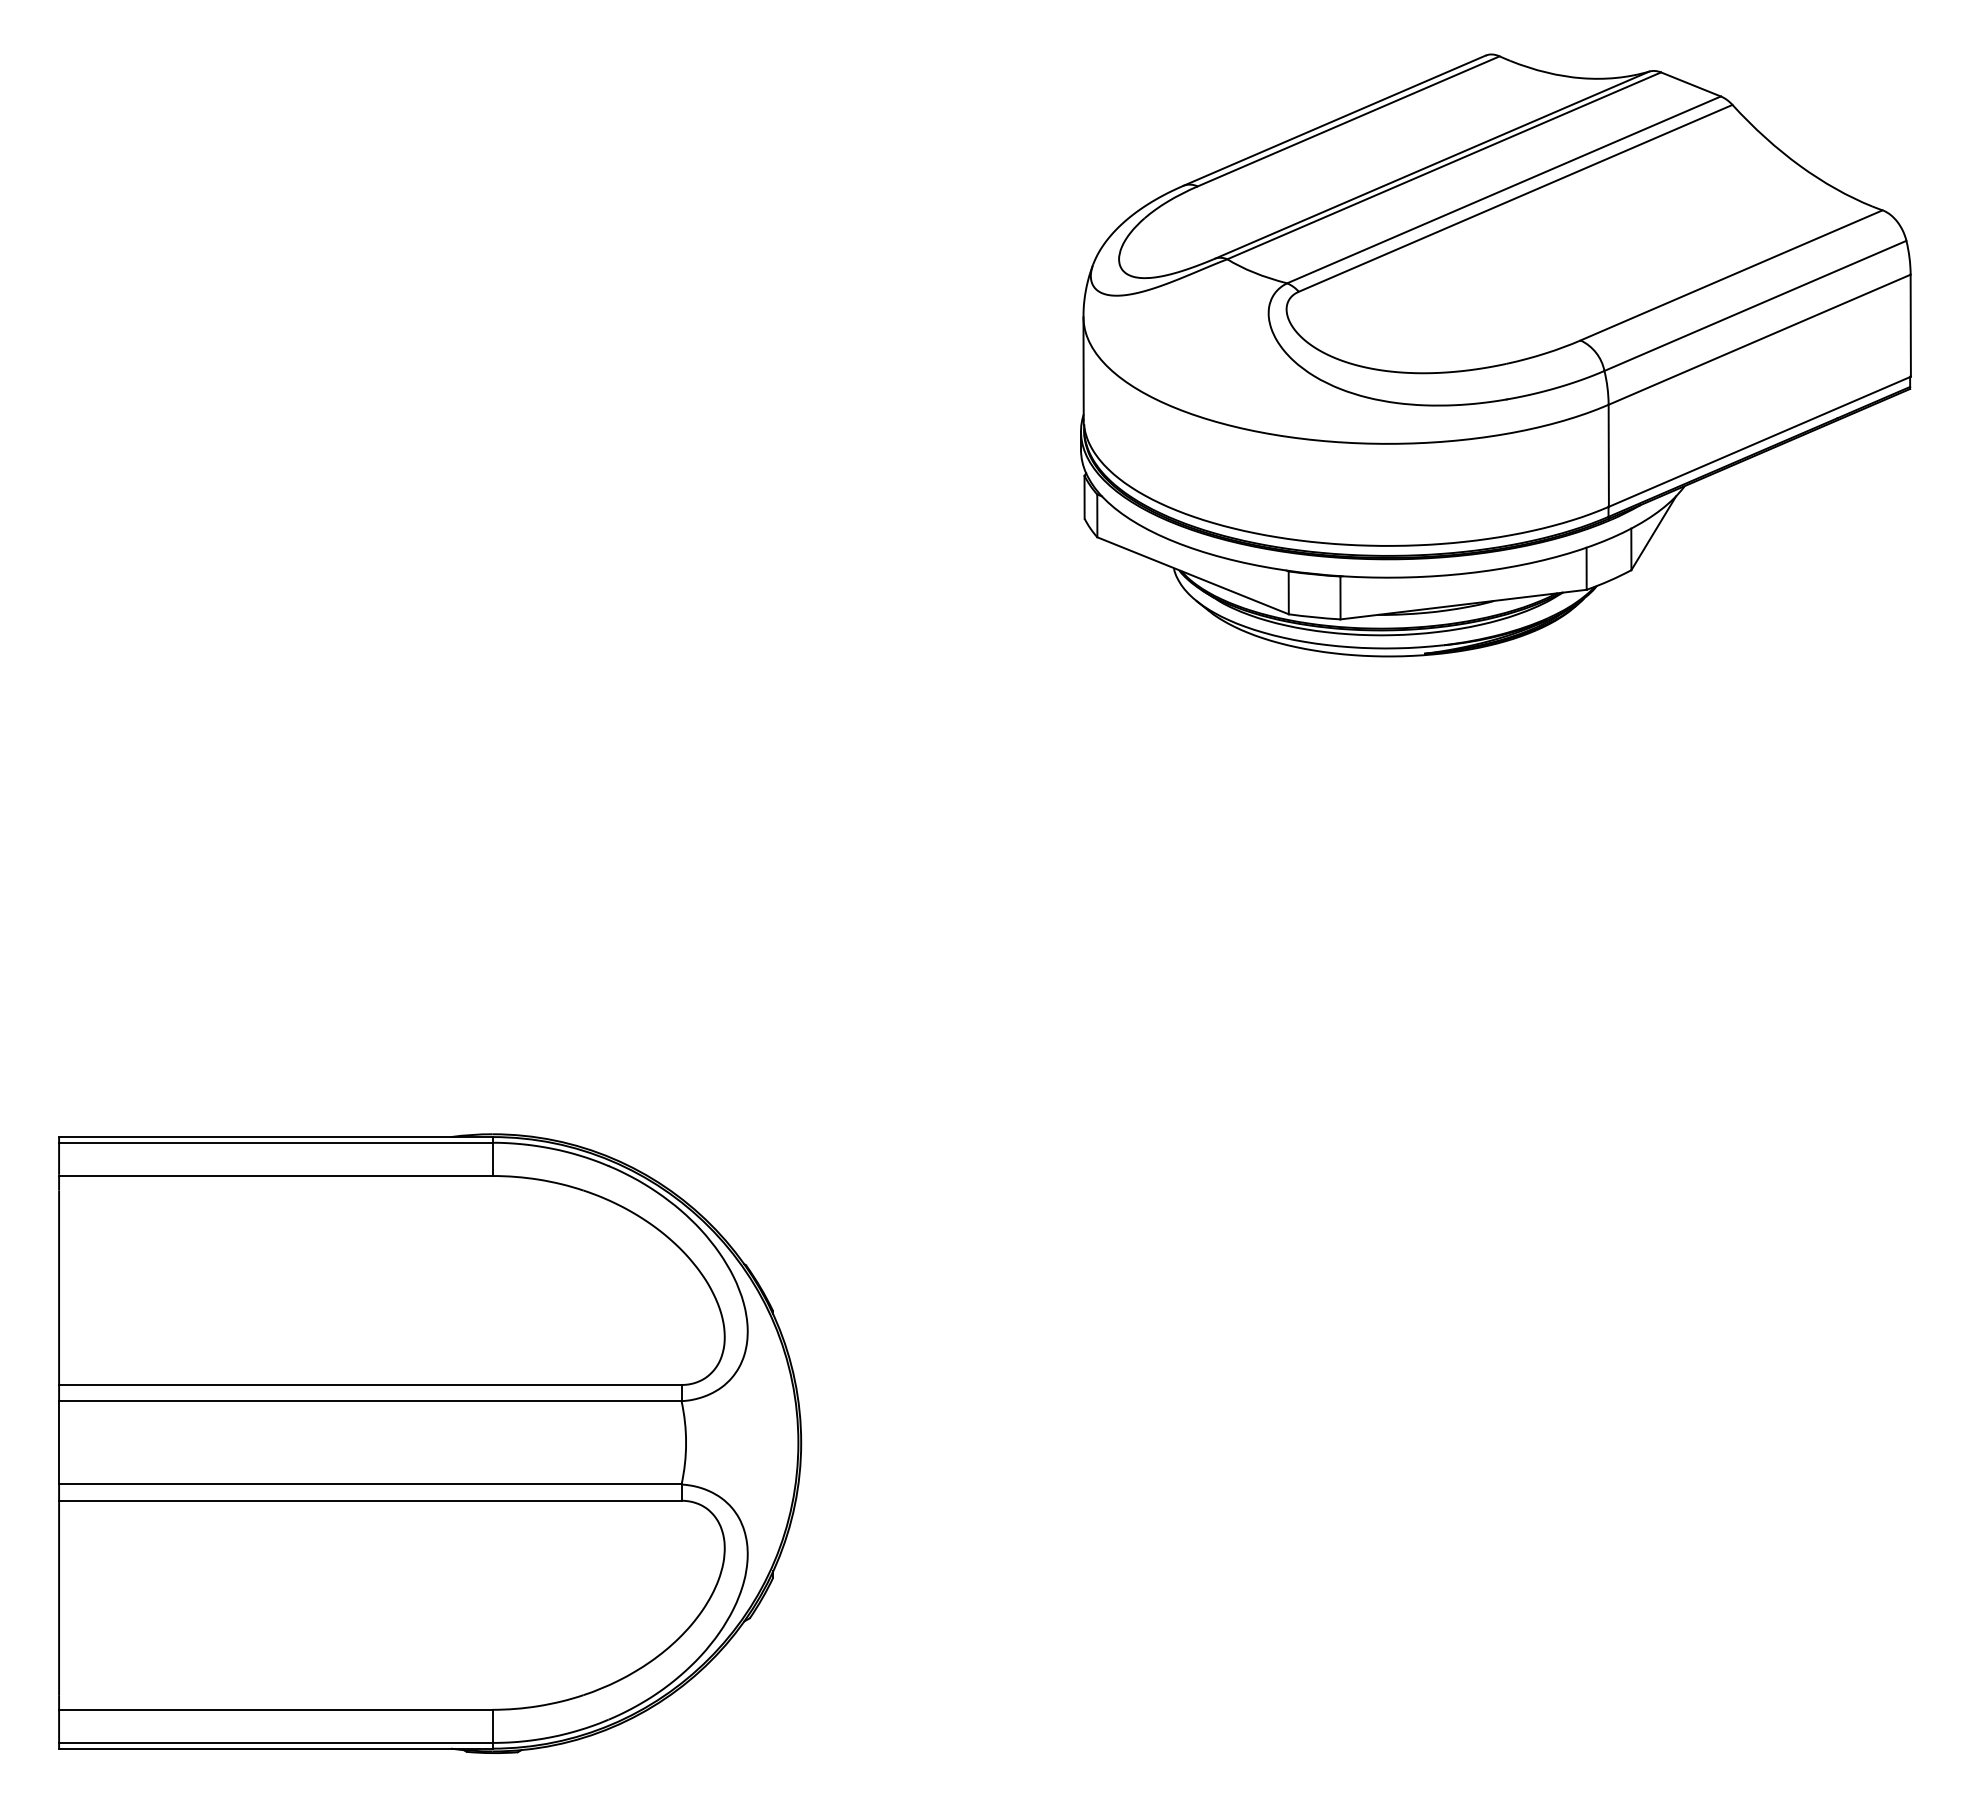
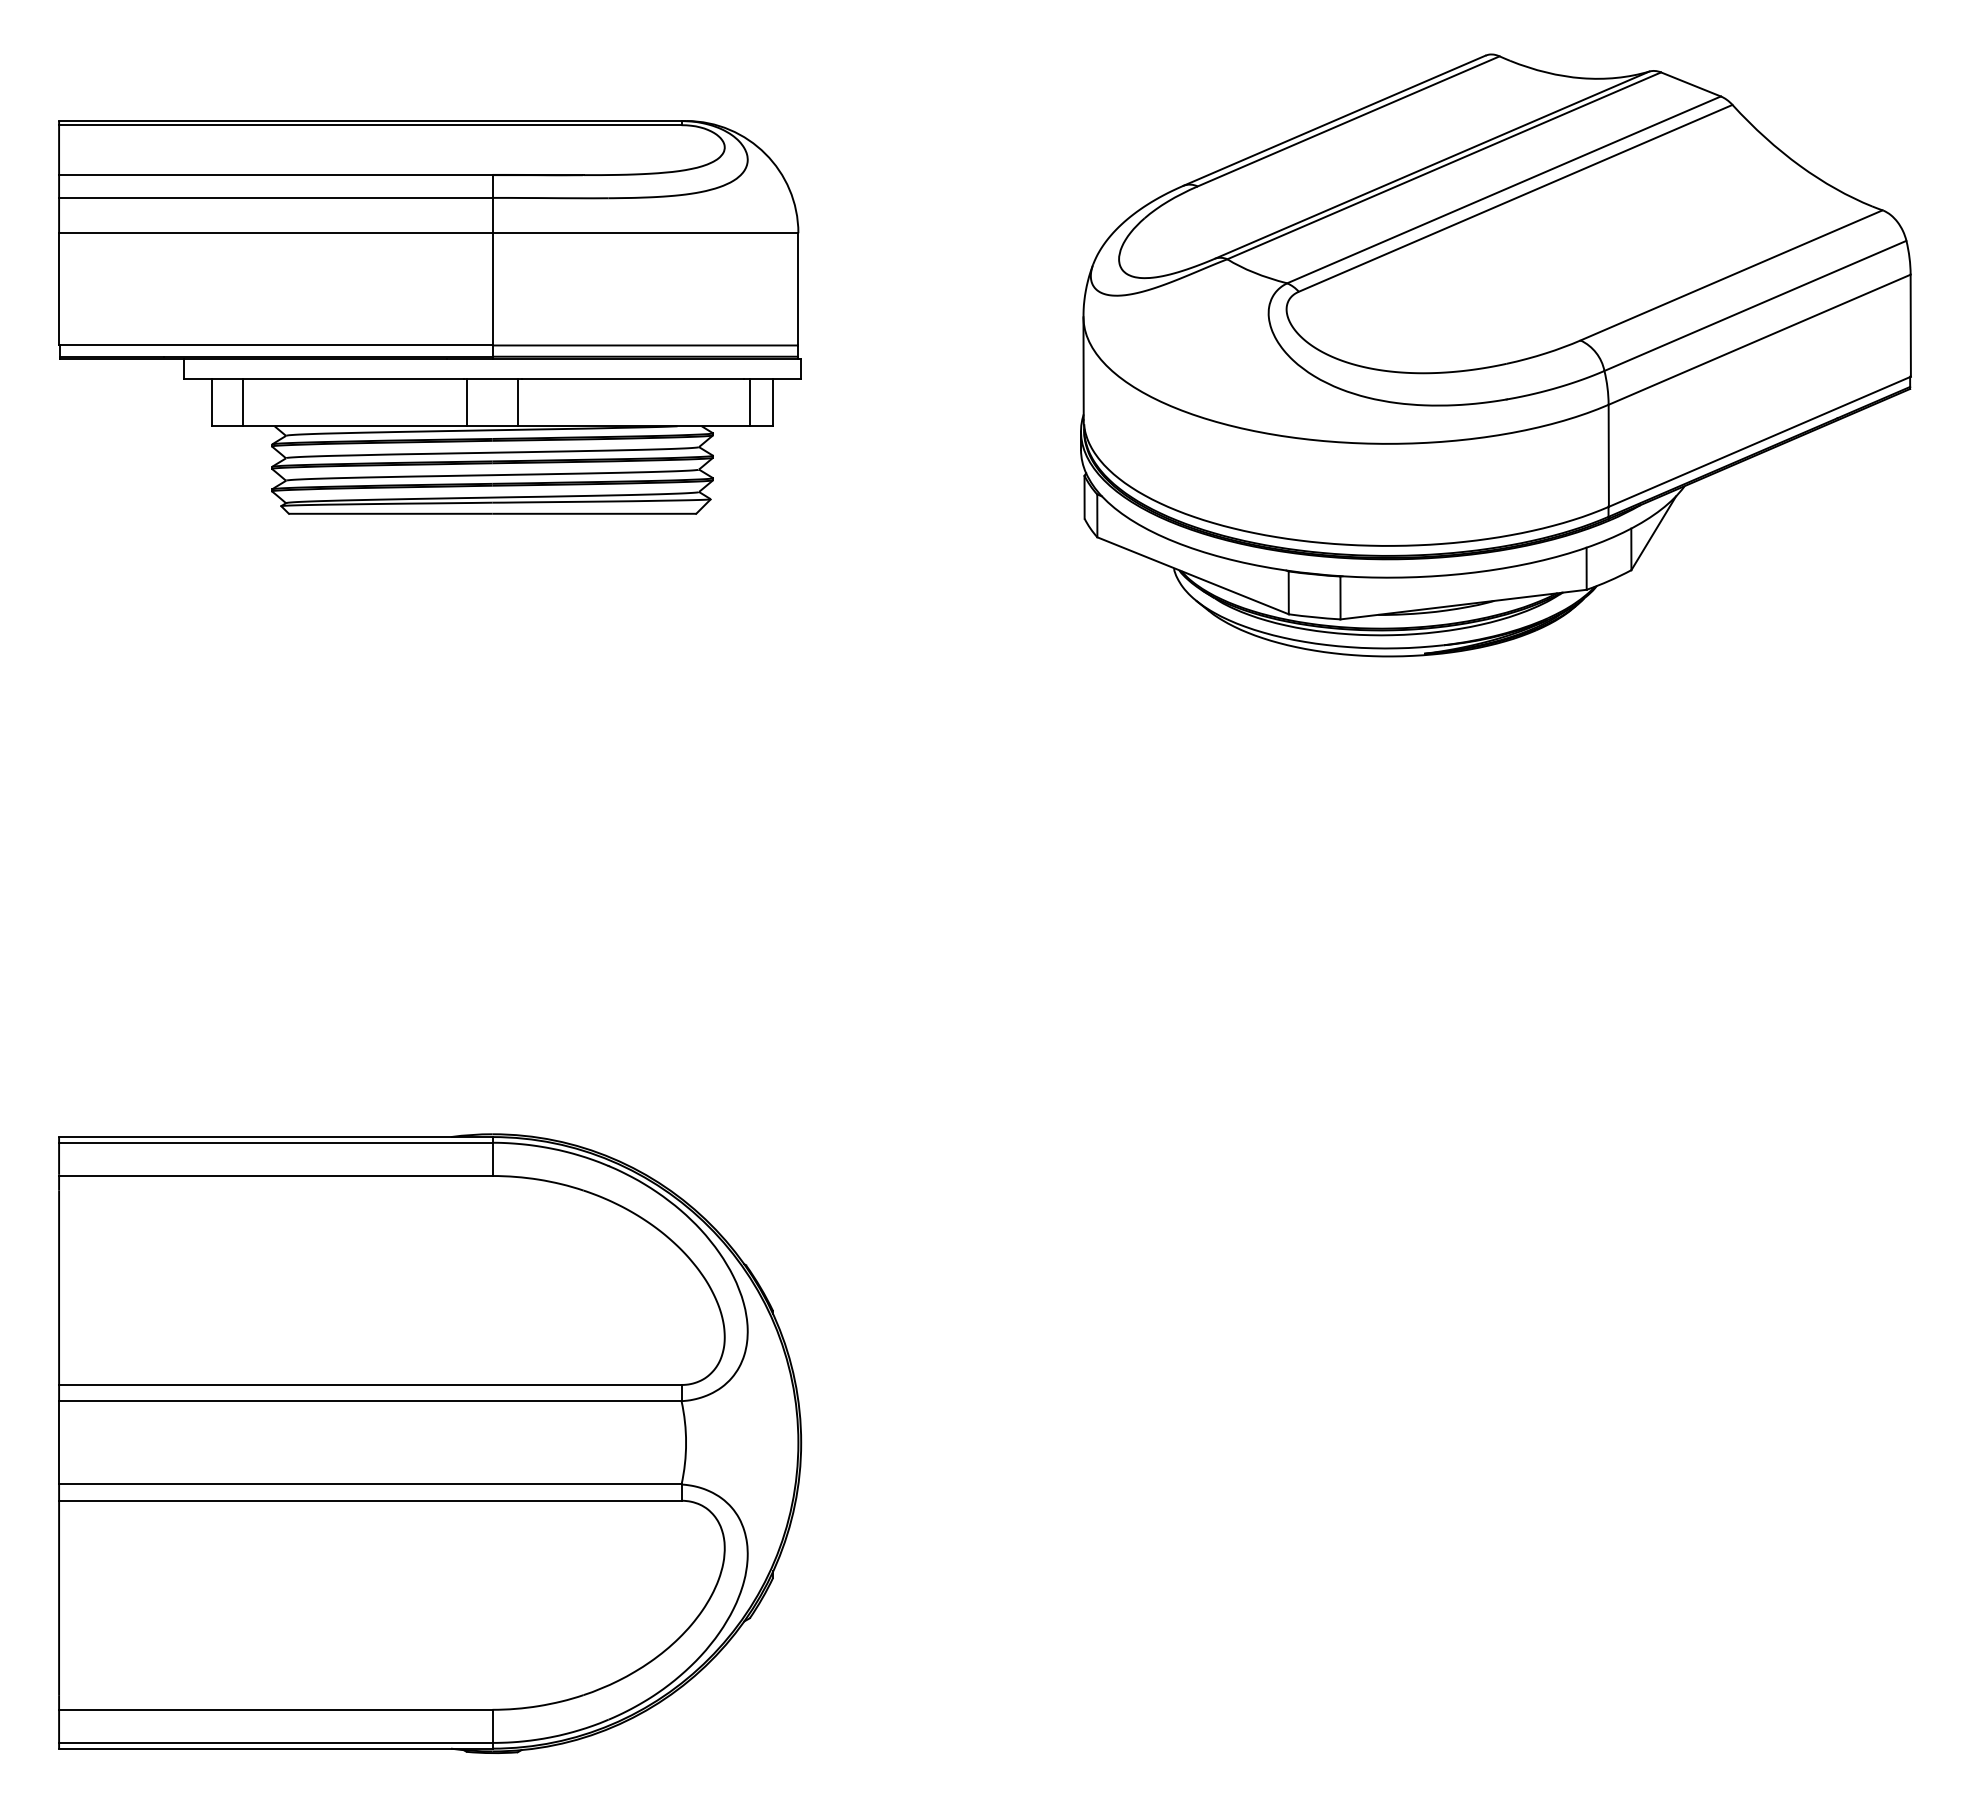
part: none -> present (429, 317)
